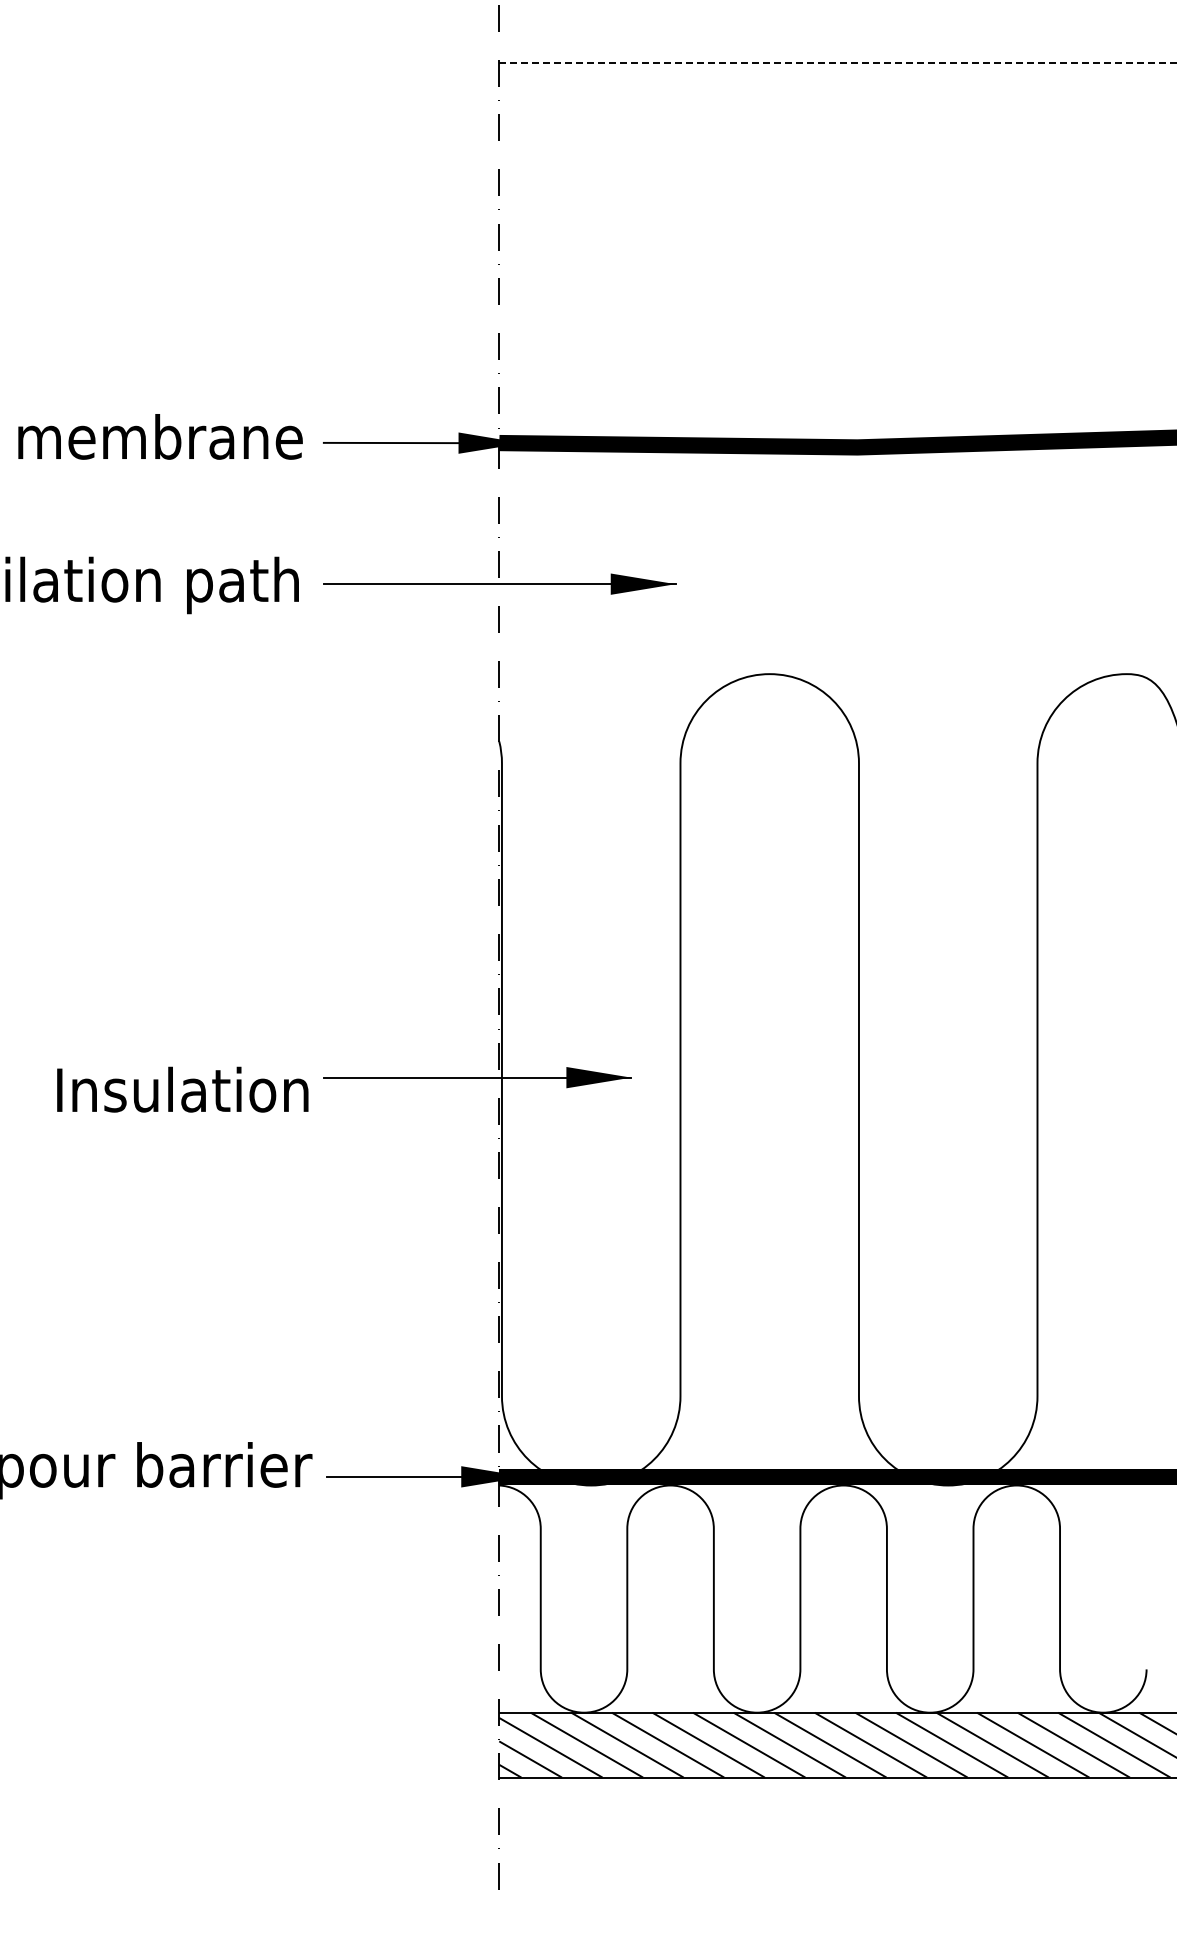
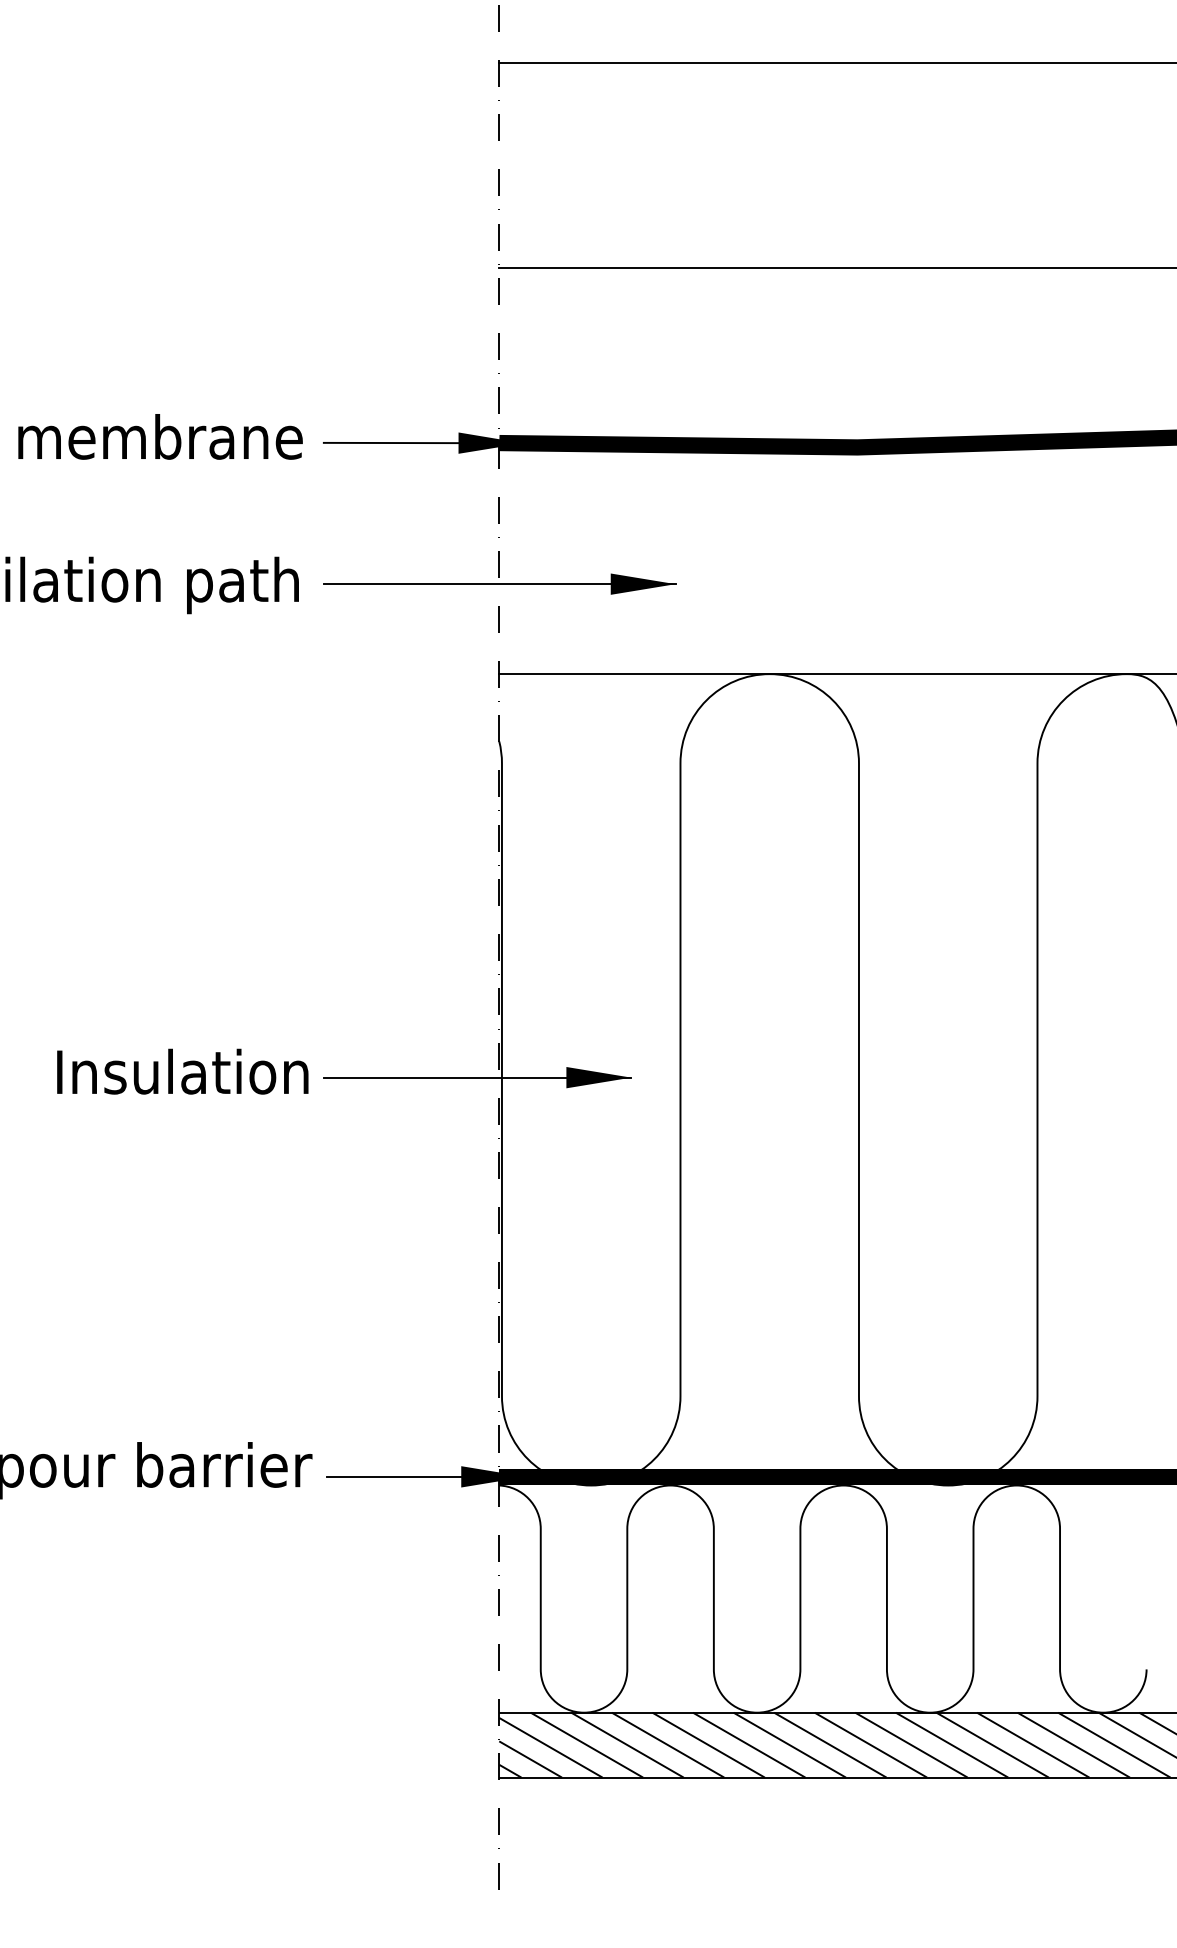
line: dashed -> solid (837, 62)
line: none -> present (836, 268)
line: none -> present (836, 674)
text position: (182, 1089) -> (182, 1071) (182, 1071)
